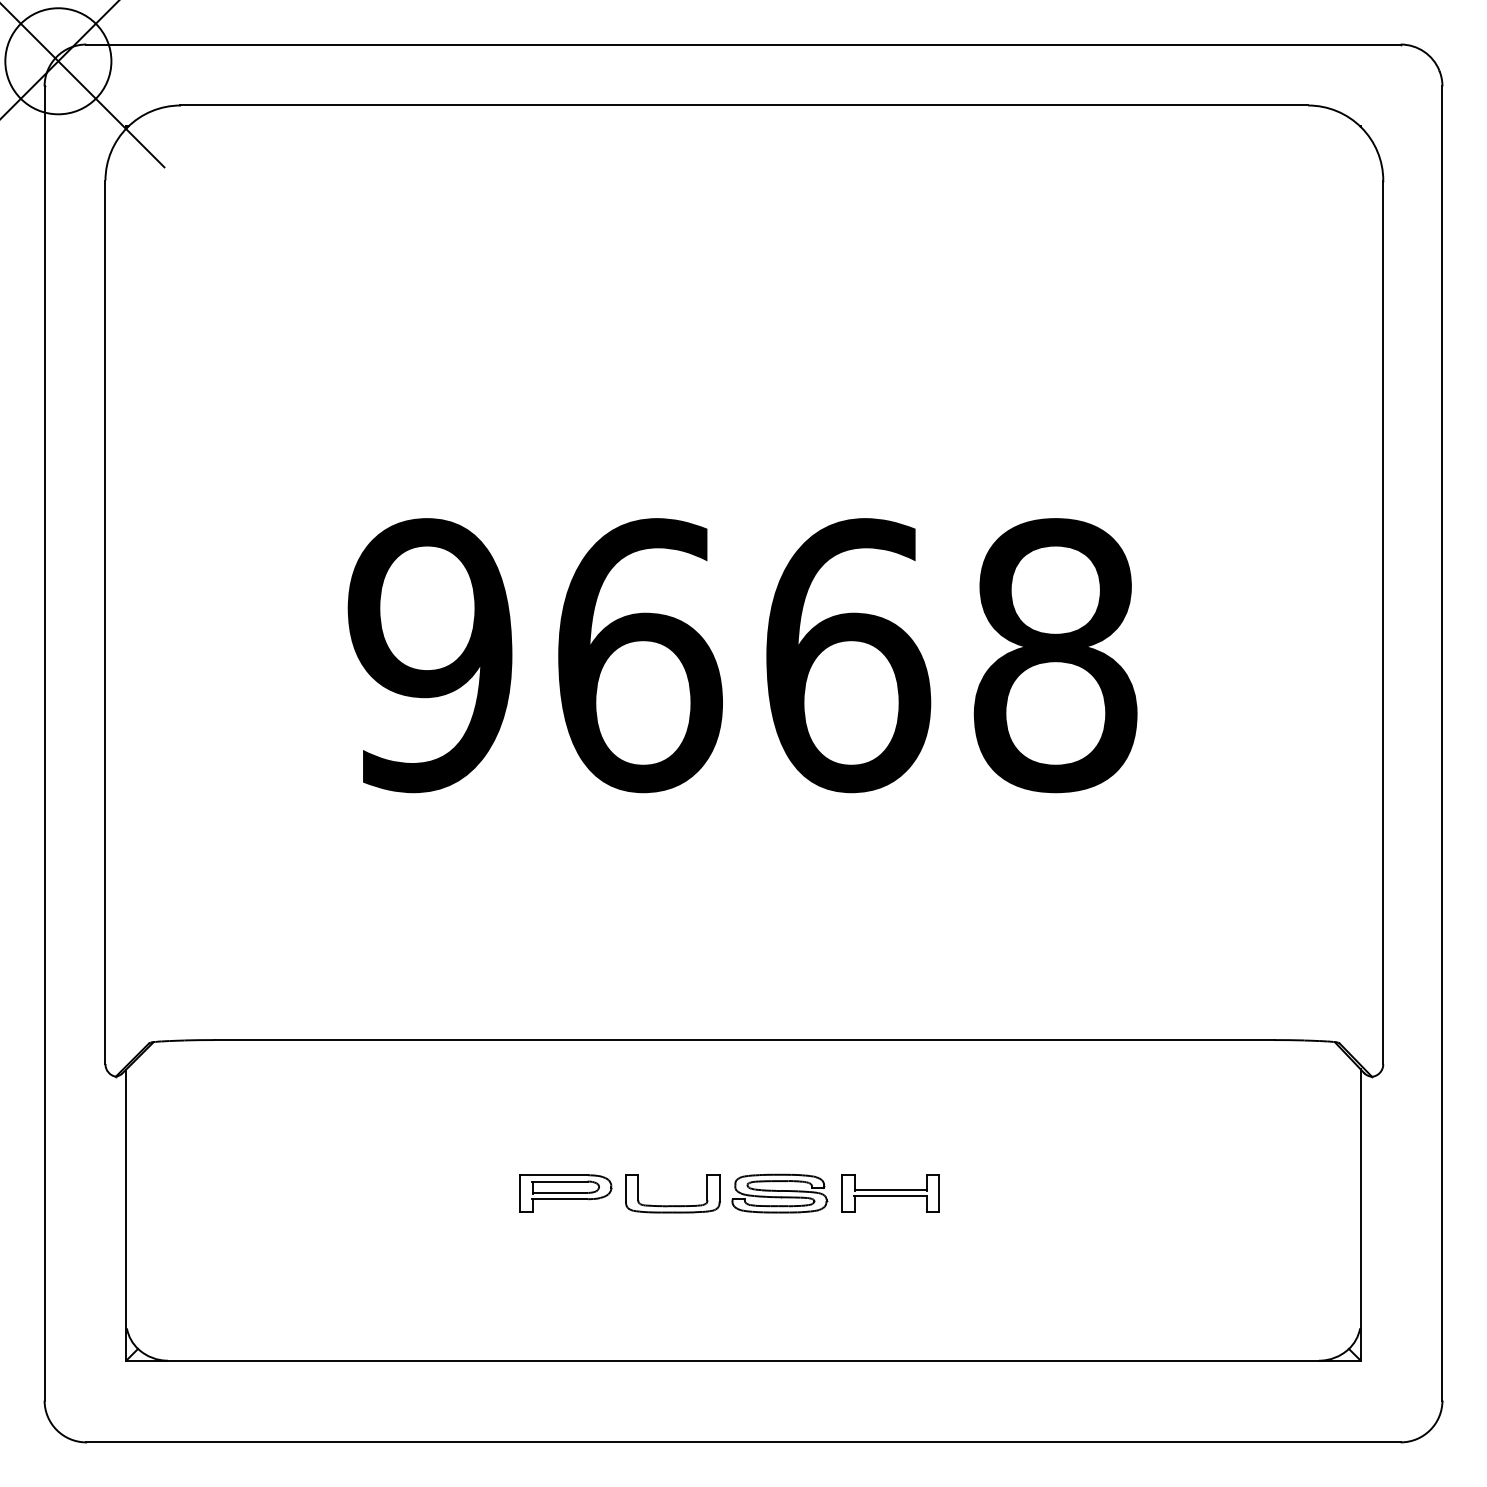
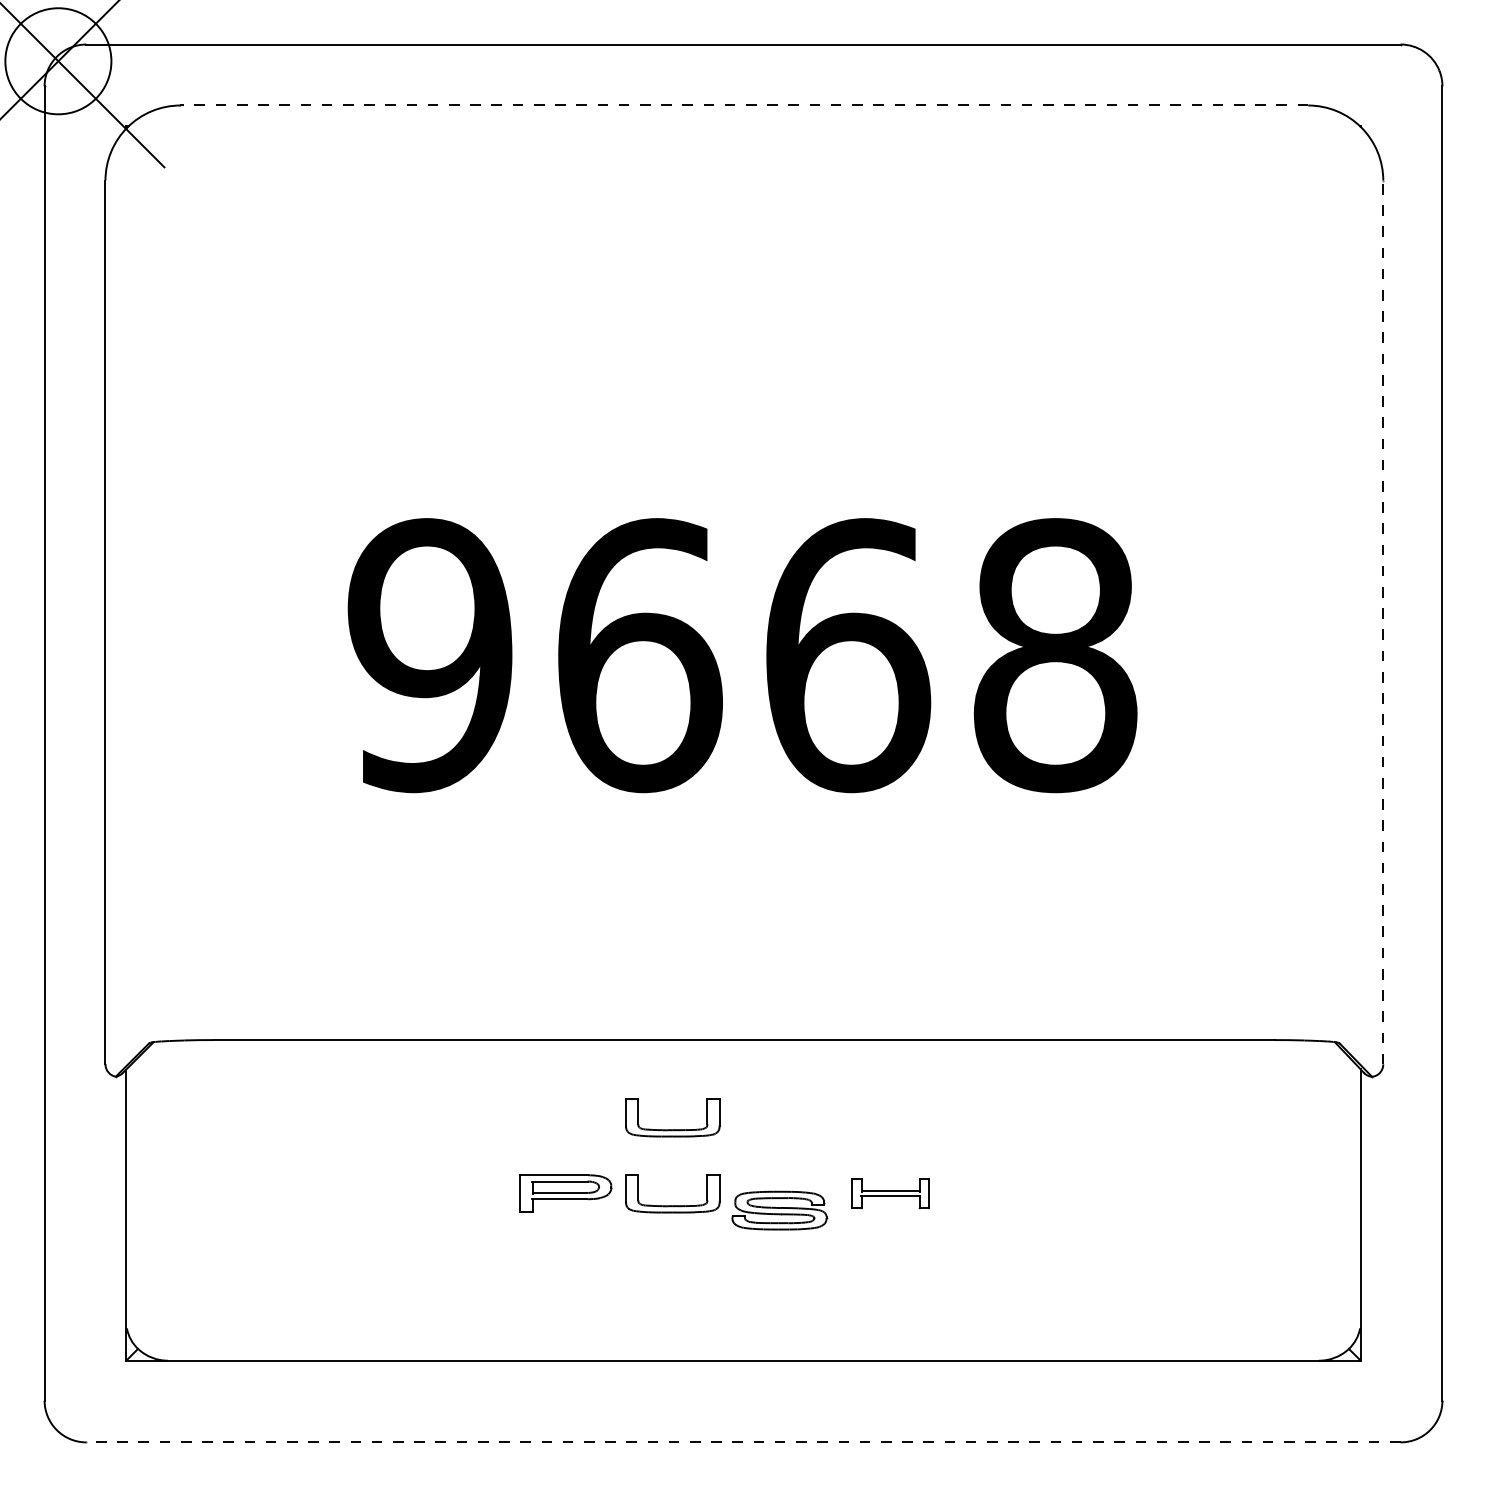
line: solid -> dashed (744, 105)
line: solid -> dashed (1383, 622)
part: none -> present (672, 1129)
part position: (779, 1193) -> (779, 1210) (779, 1210)
part size: 99x39 px -> 79x32 px (890, 1193)
line: solid -> dashed (743, 1442)
